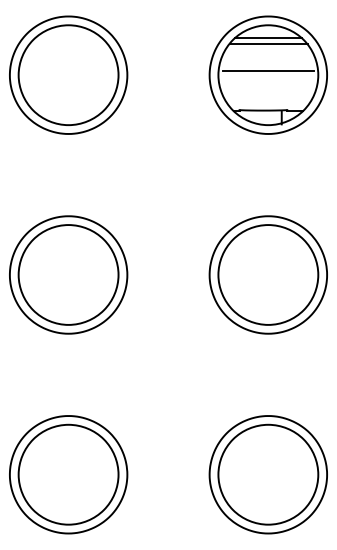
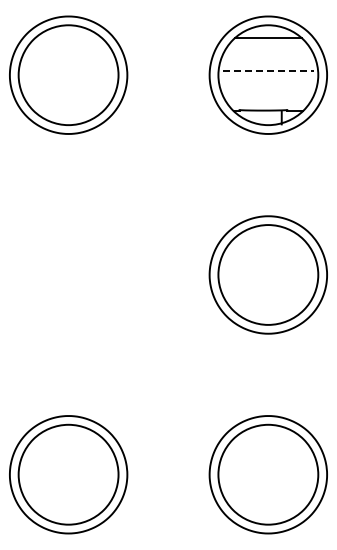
line: present -> none (268, 44)
line: solid -> dashed (268, 70)
part: present -> none (68, 274)
